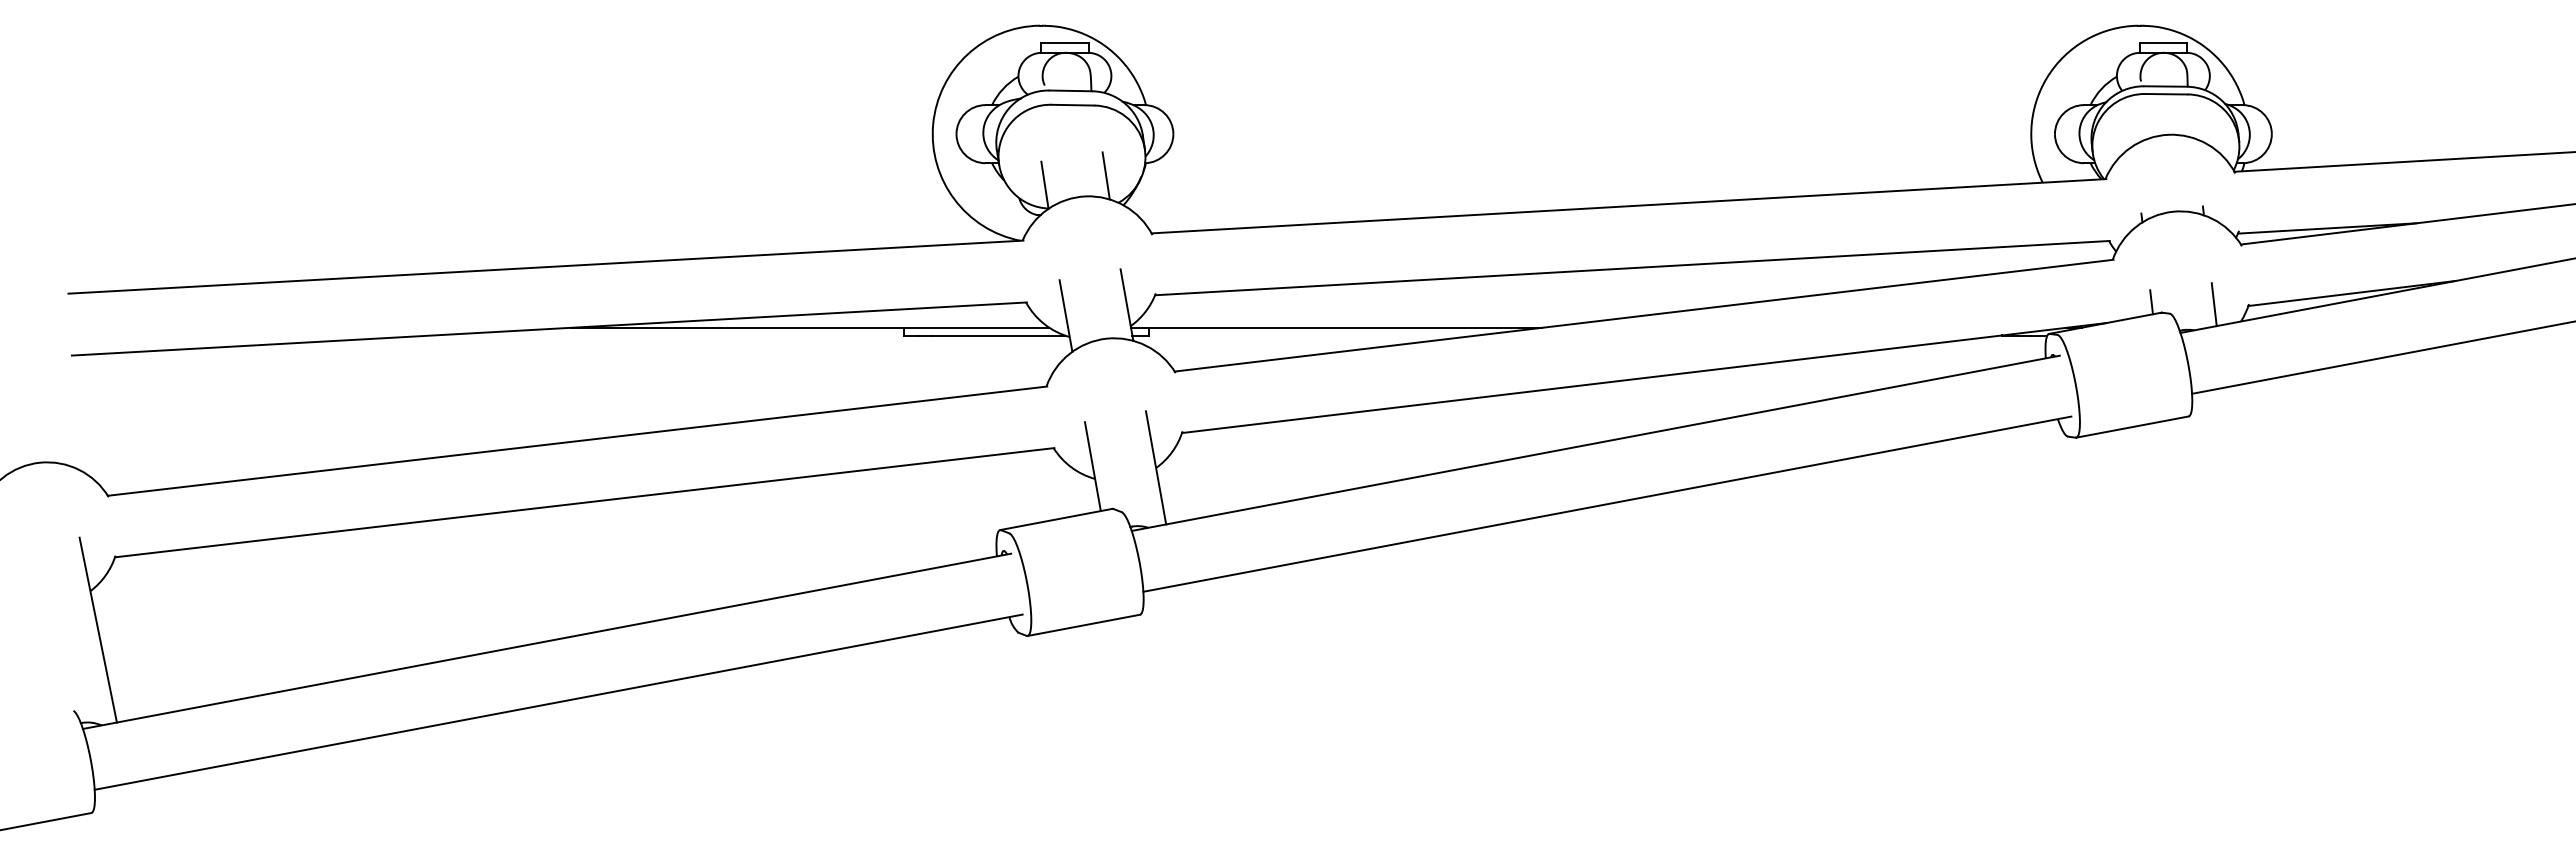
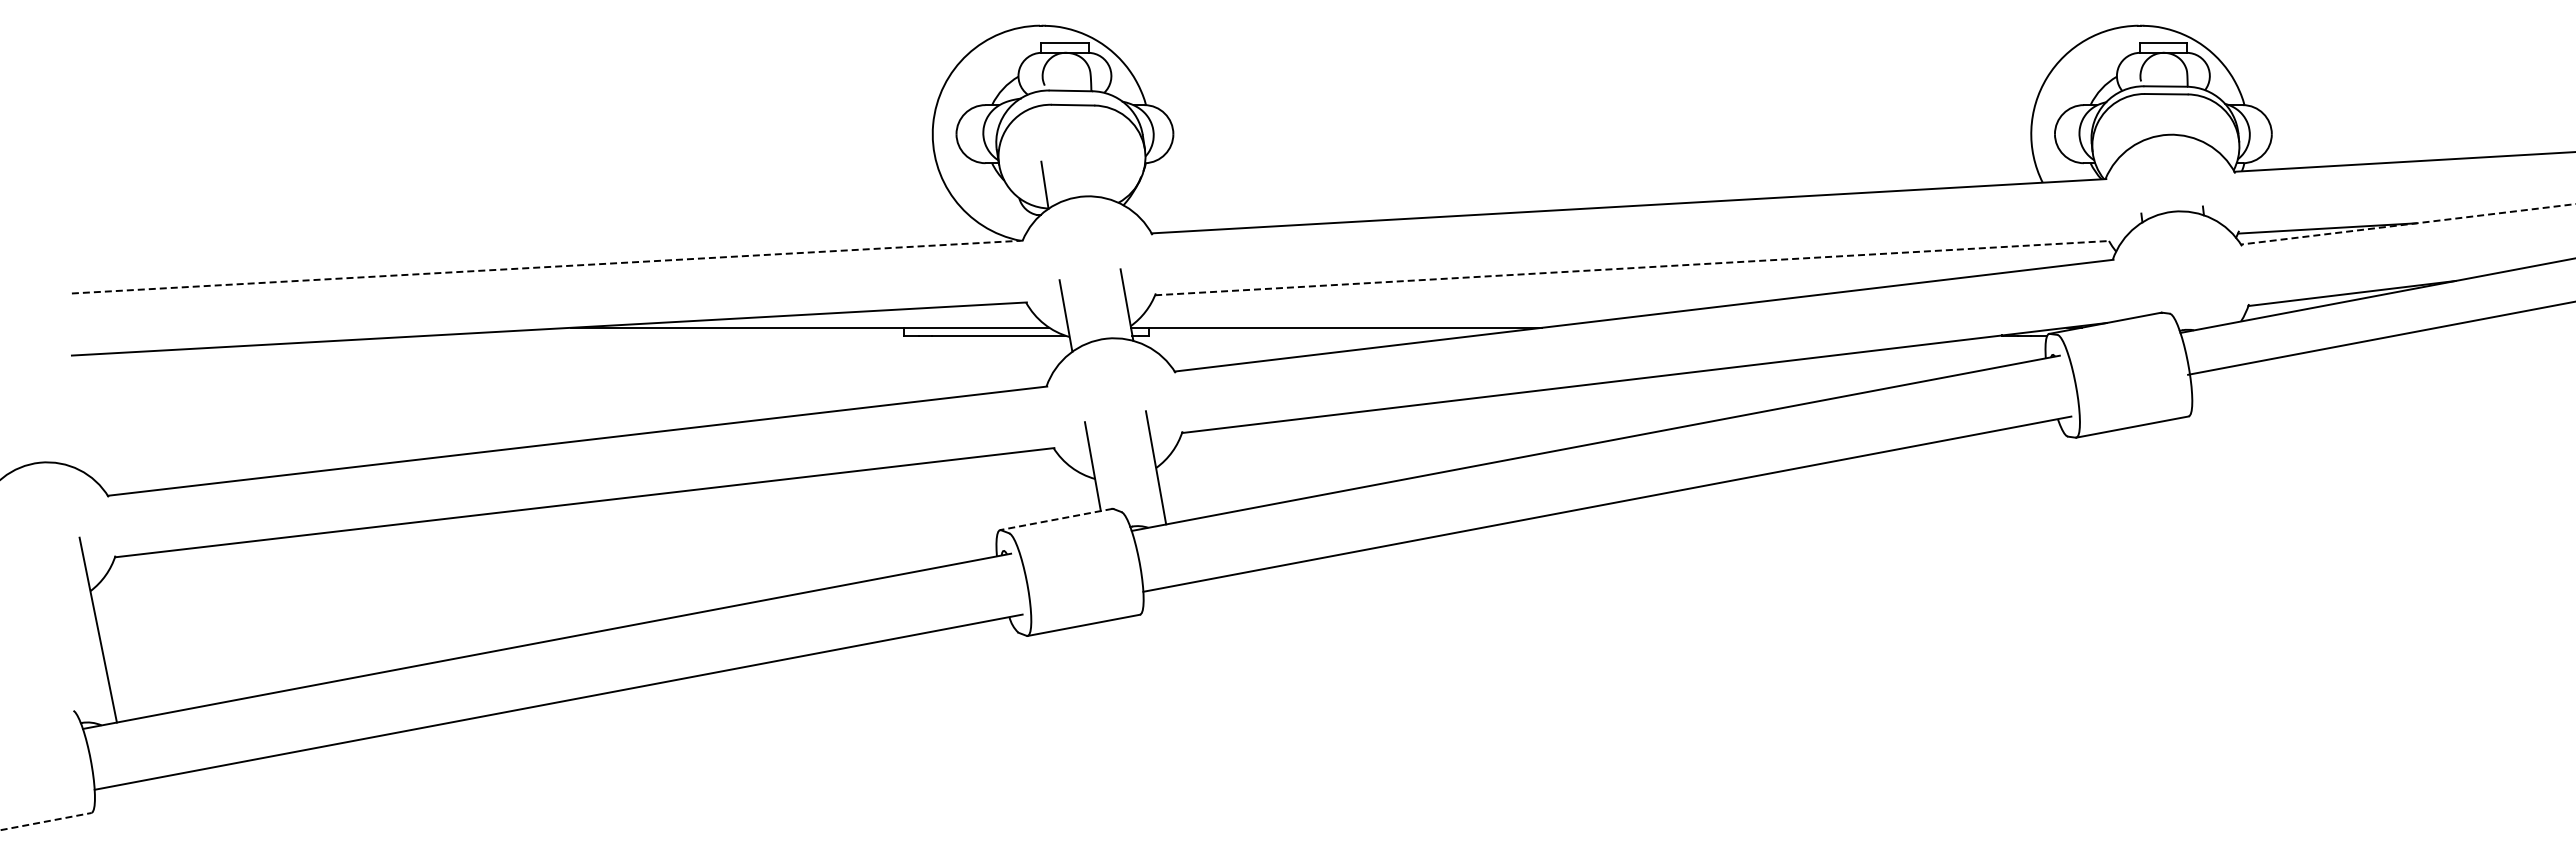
line: present -> none (1105, 175)
line: solid -> dashed (2407, 224)
line: solid -> dashed (545, 267)
line: solid -> dashed (1632, 268)
line: present -> none (2151, 302)
line: present -> none (2213, 304)
line position: (2382, 357) -> (2380, 338) (2380, 338)
line: solid -> dashed (1055, 519)
line: solid -> dashed (46, 821)
